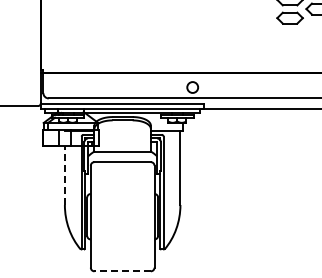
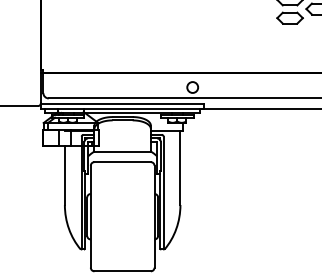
line: dashed -> solid (64, 175)
line: dashed -> solid (122, 271)
